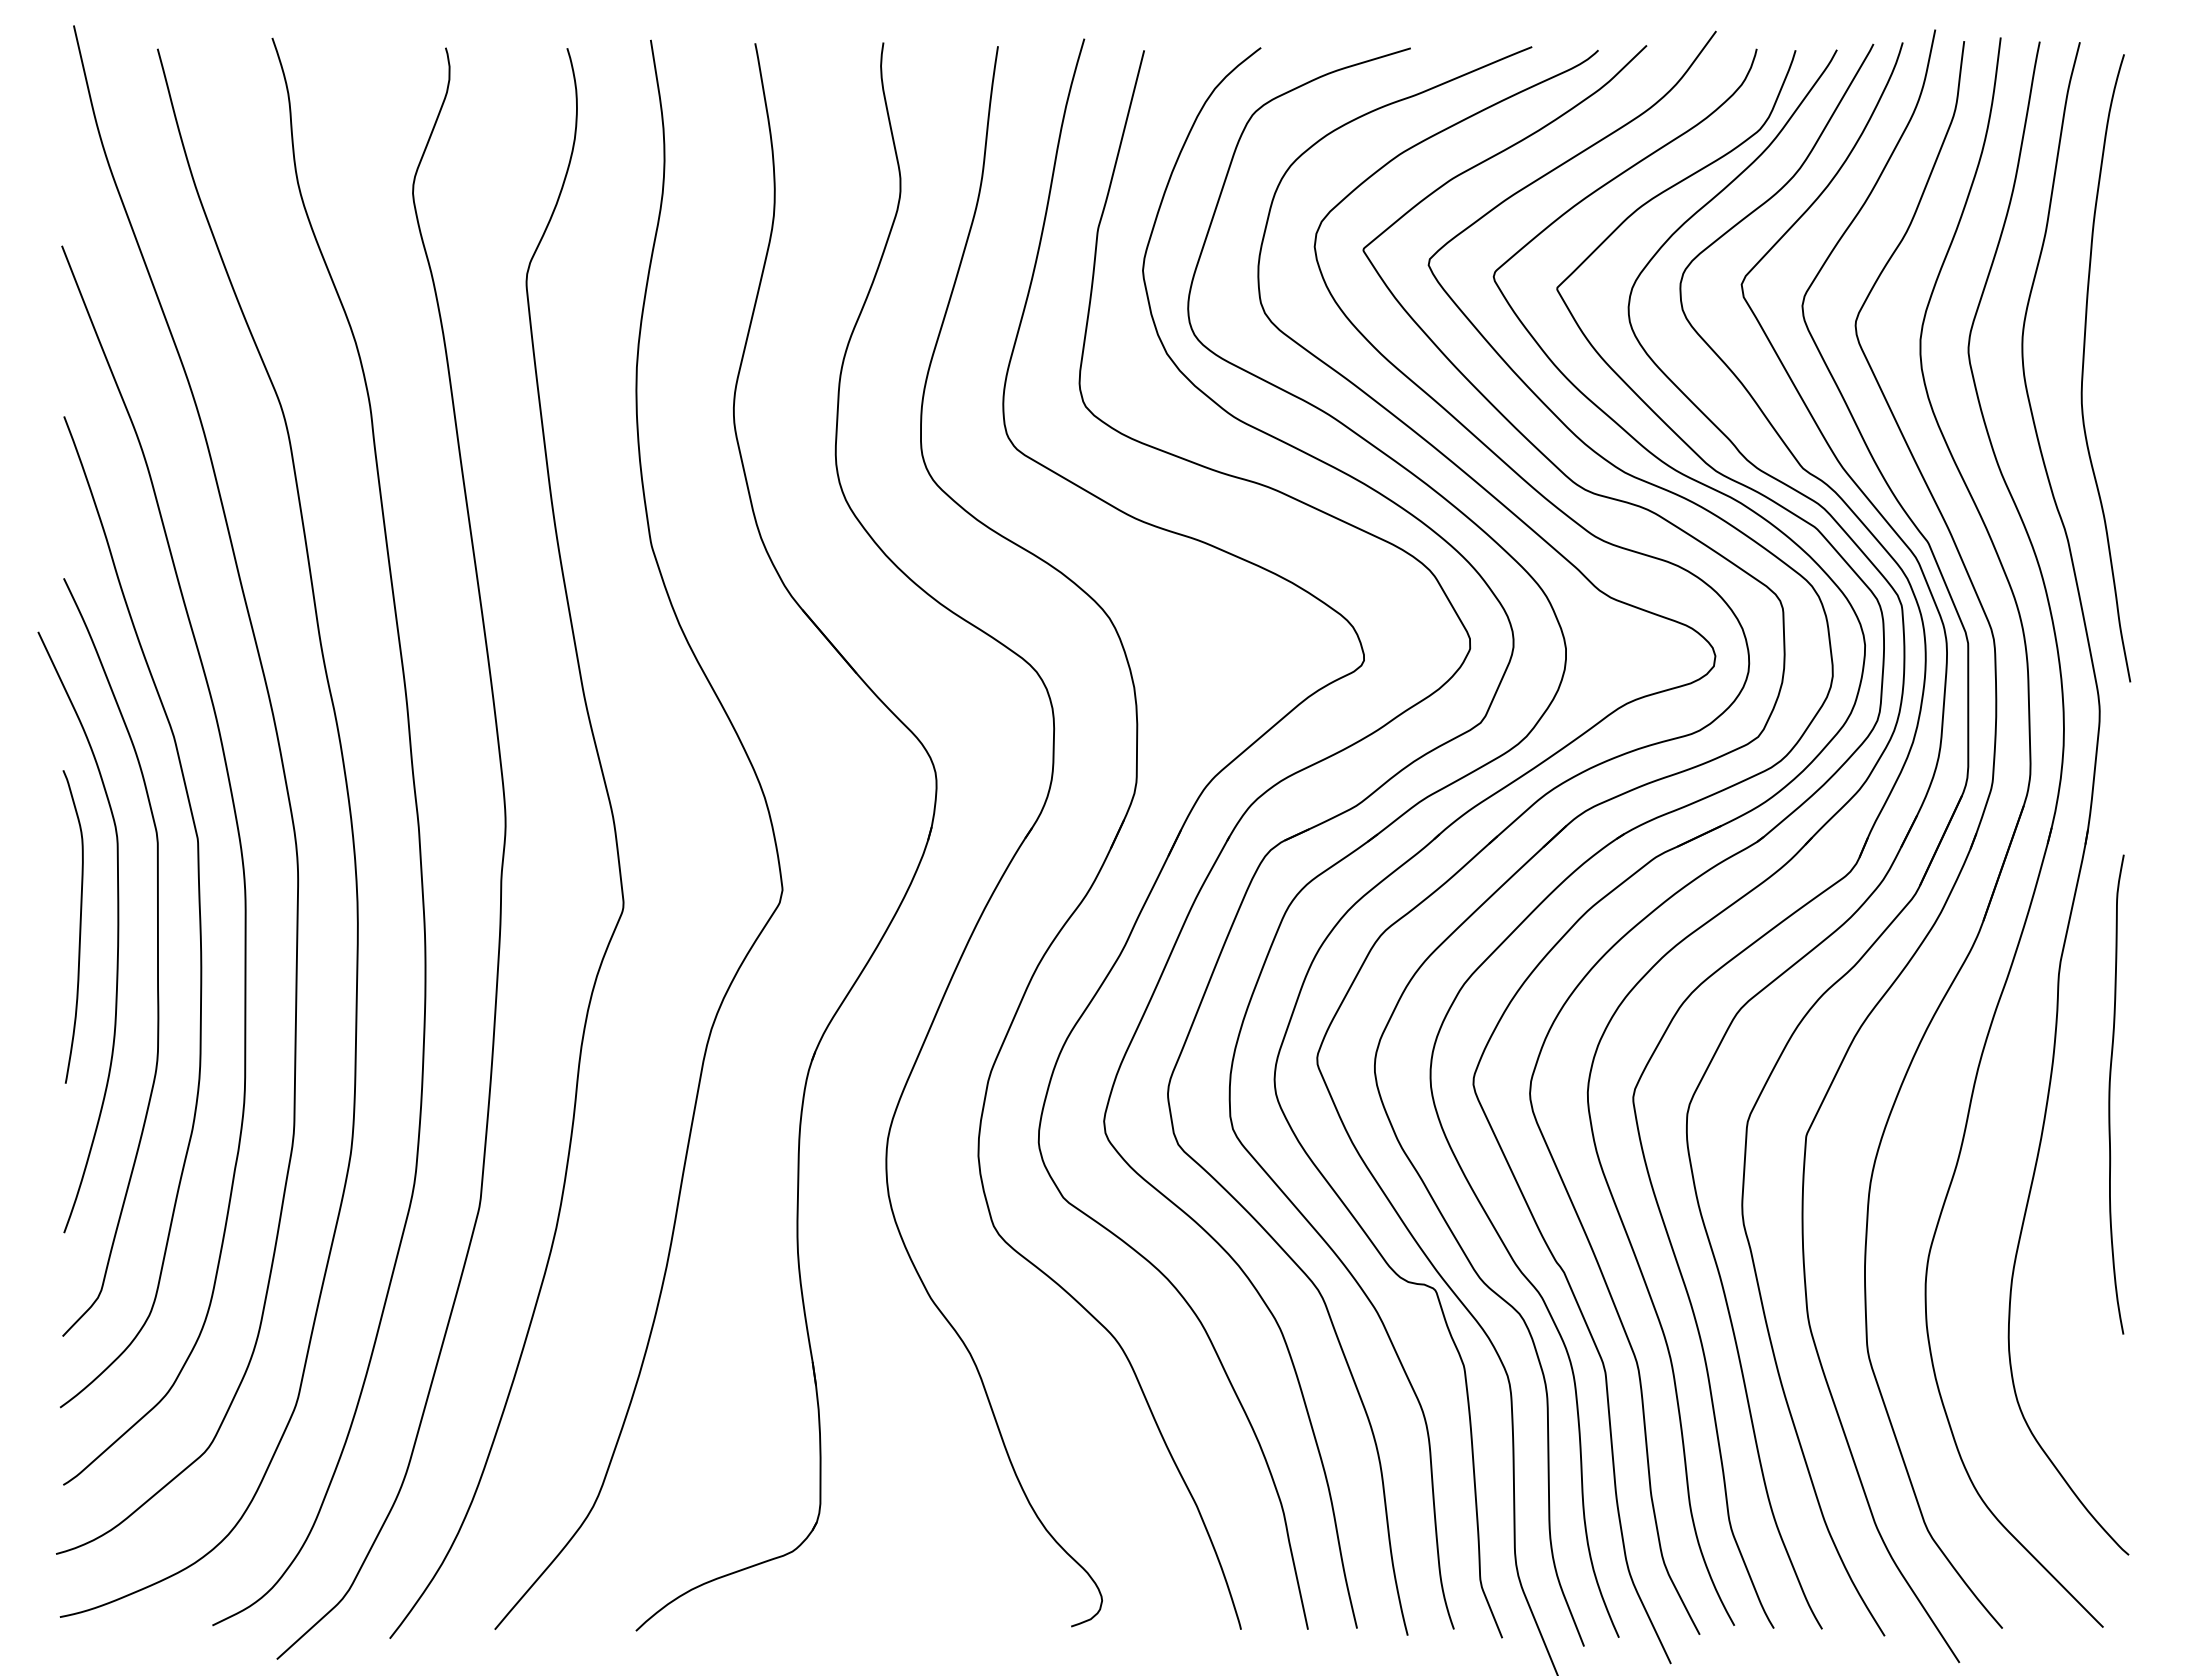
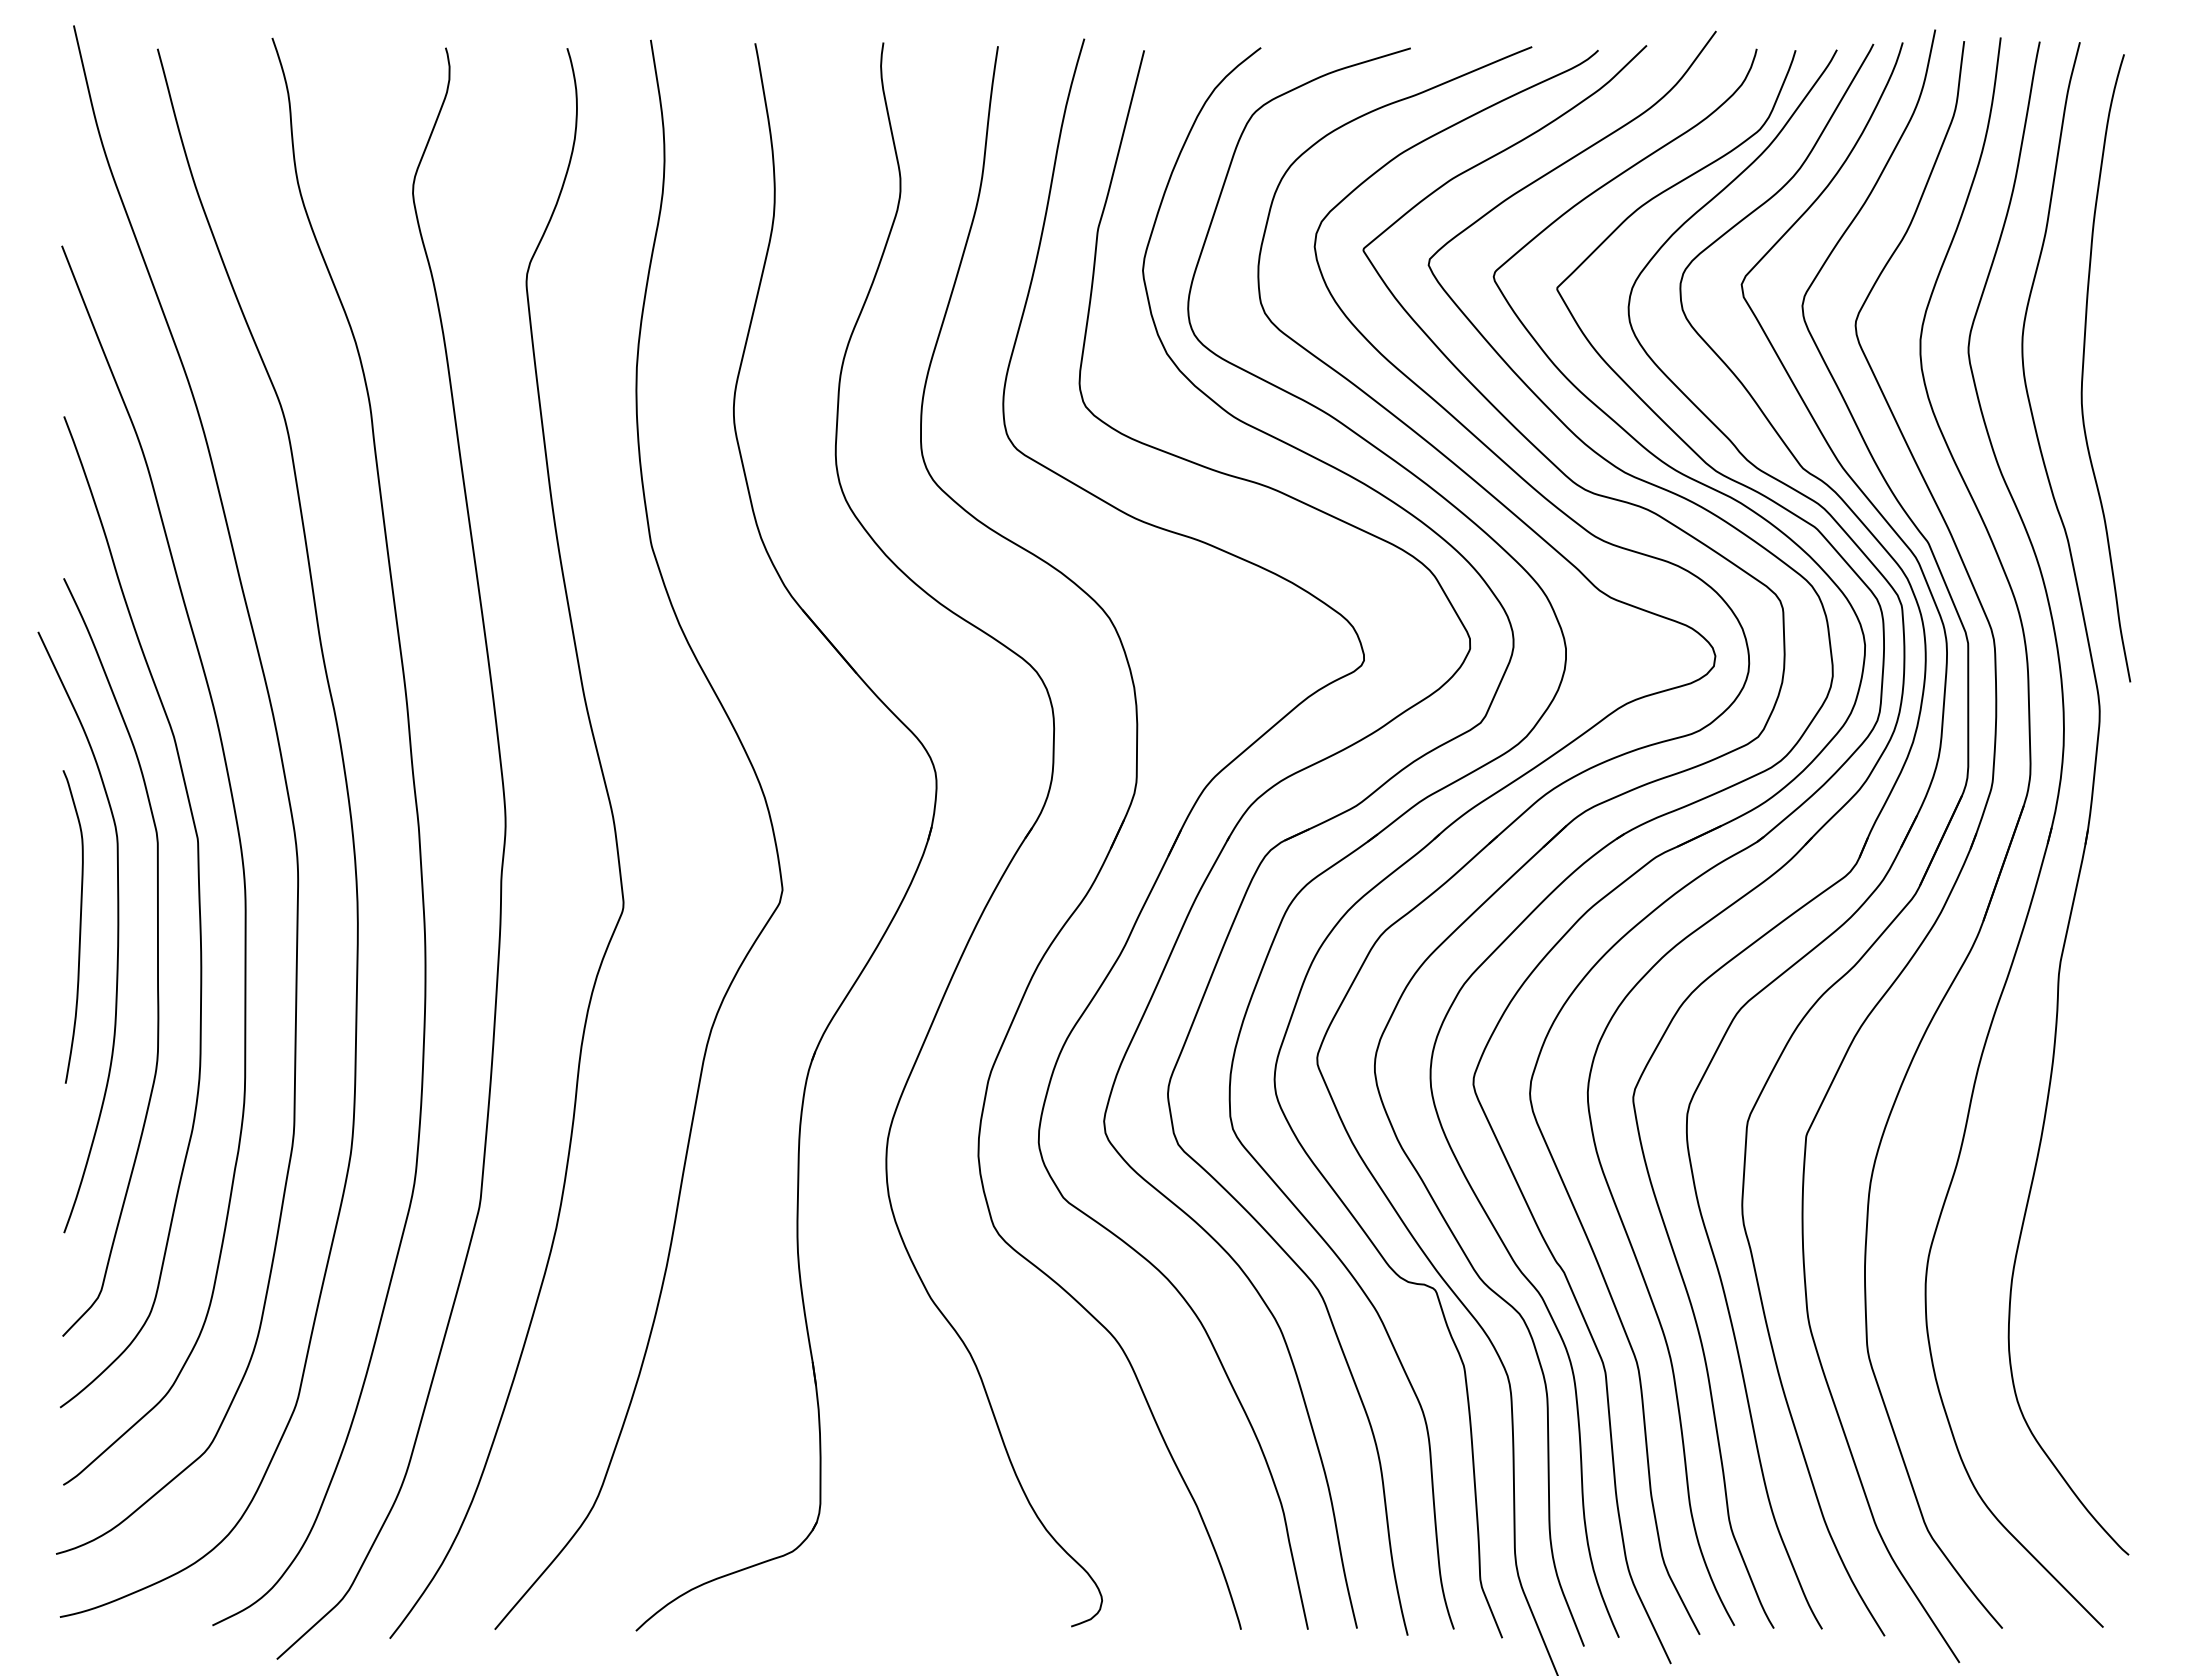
curve: present -> none (2110, 1094)
